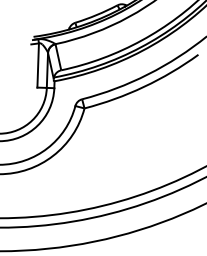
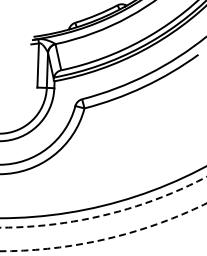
arc: solid -> dashed (106, 214)
arc: solid -> dashed (106, 238)
